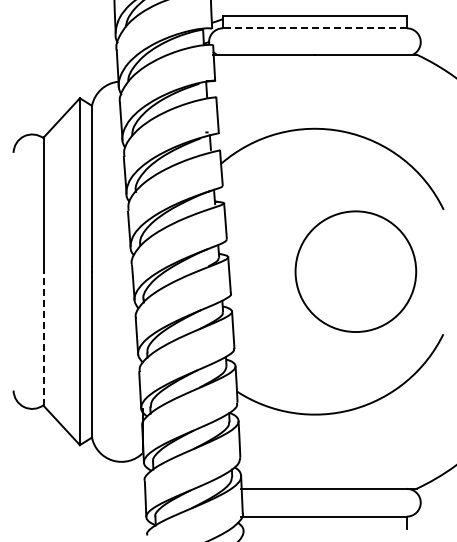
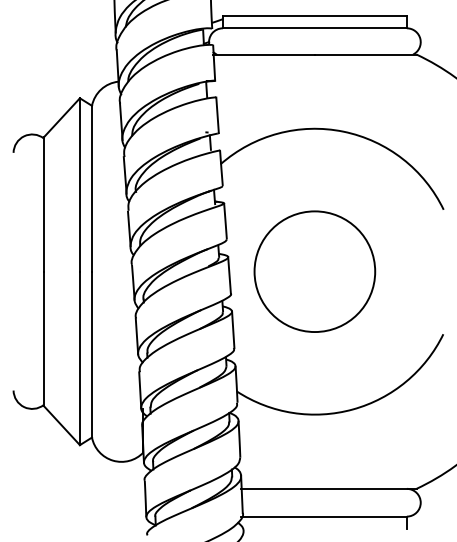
line: dashed -> solid (314, 28)
circle position: (355, 271) -> (314, 271) (314, 271)
line: dashed -> solid (43, 338)
